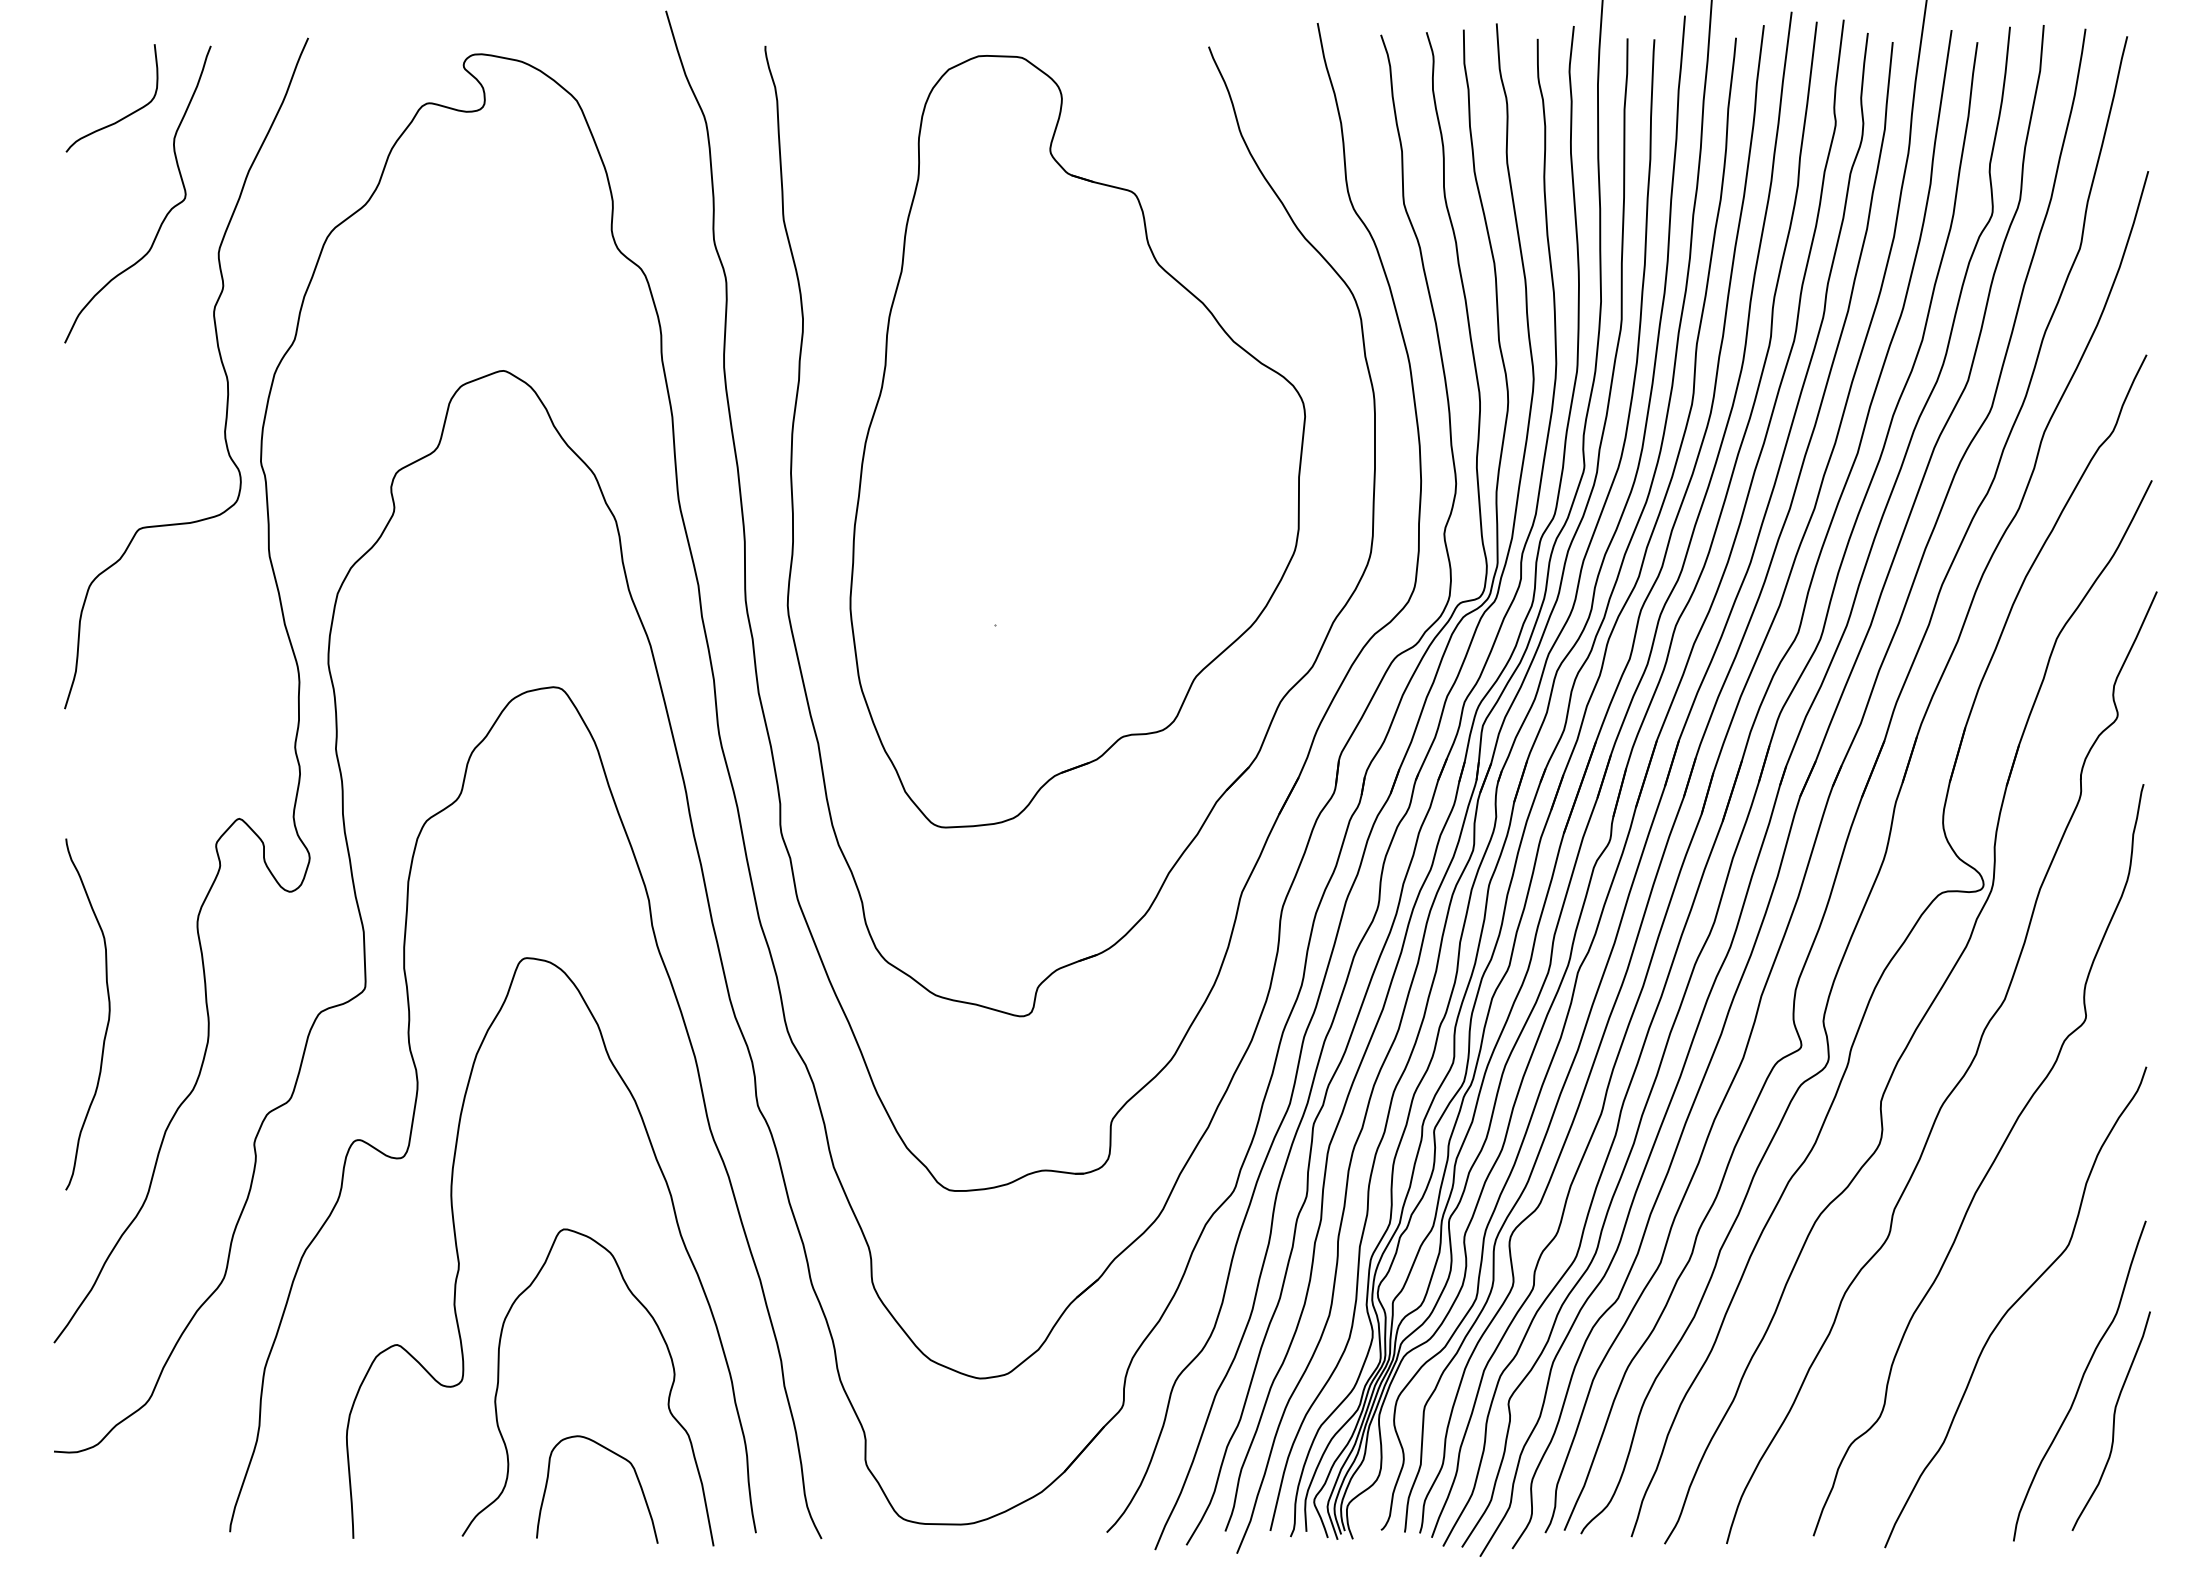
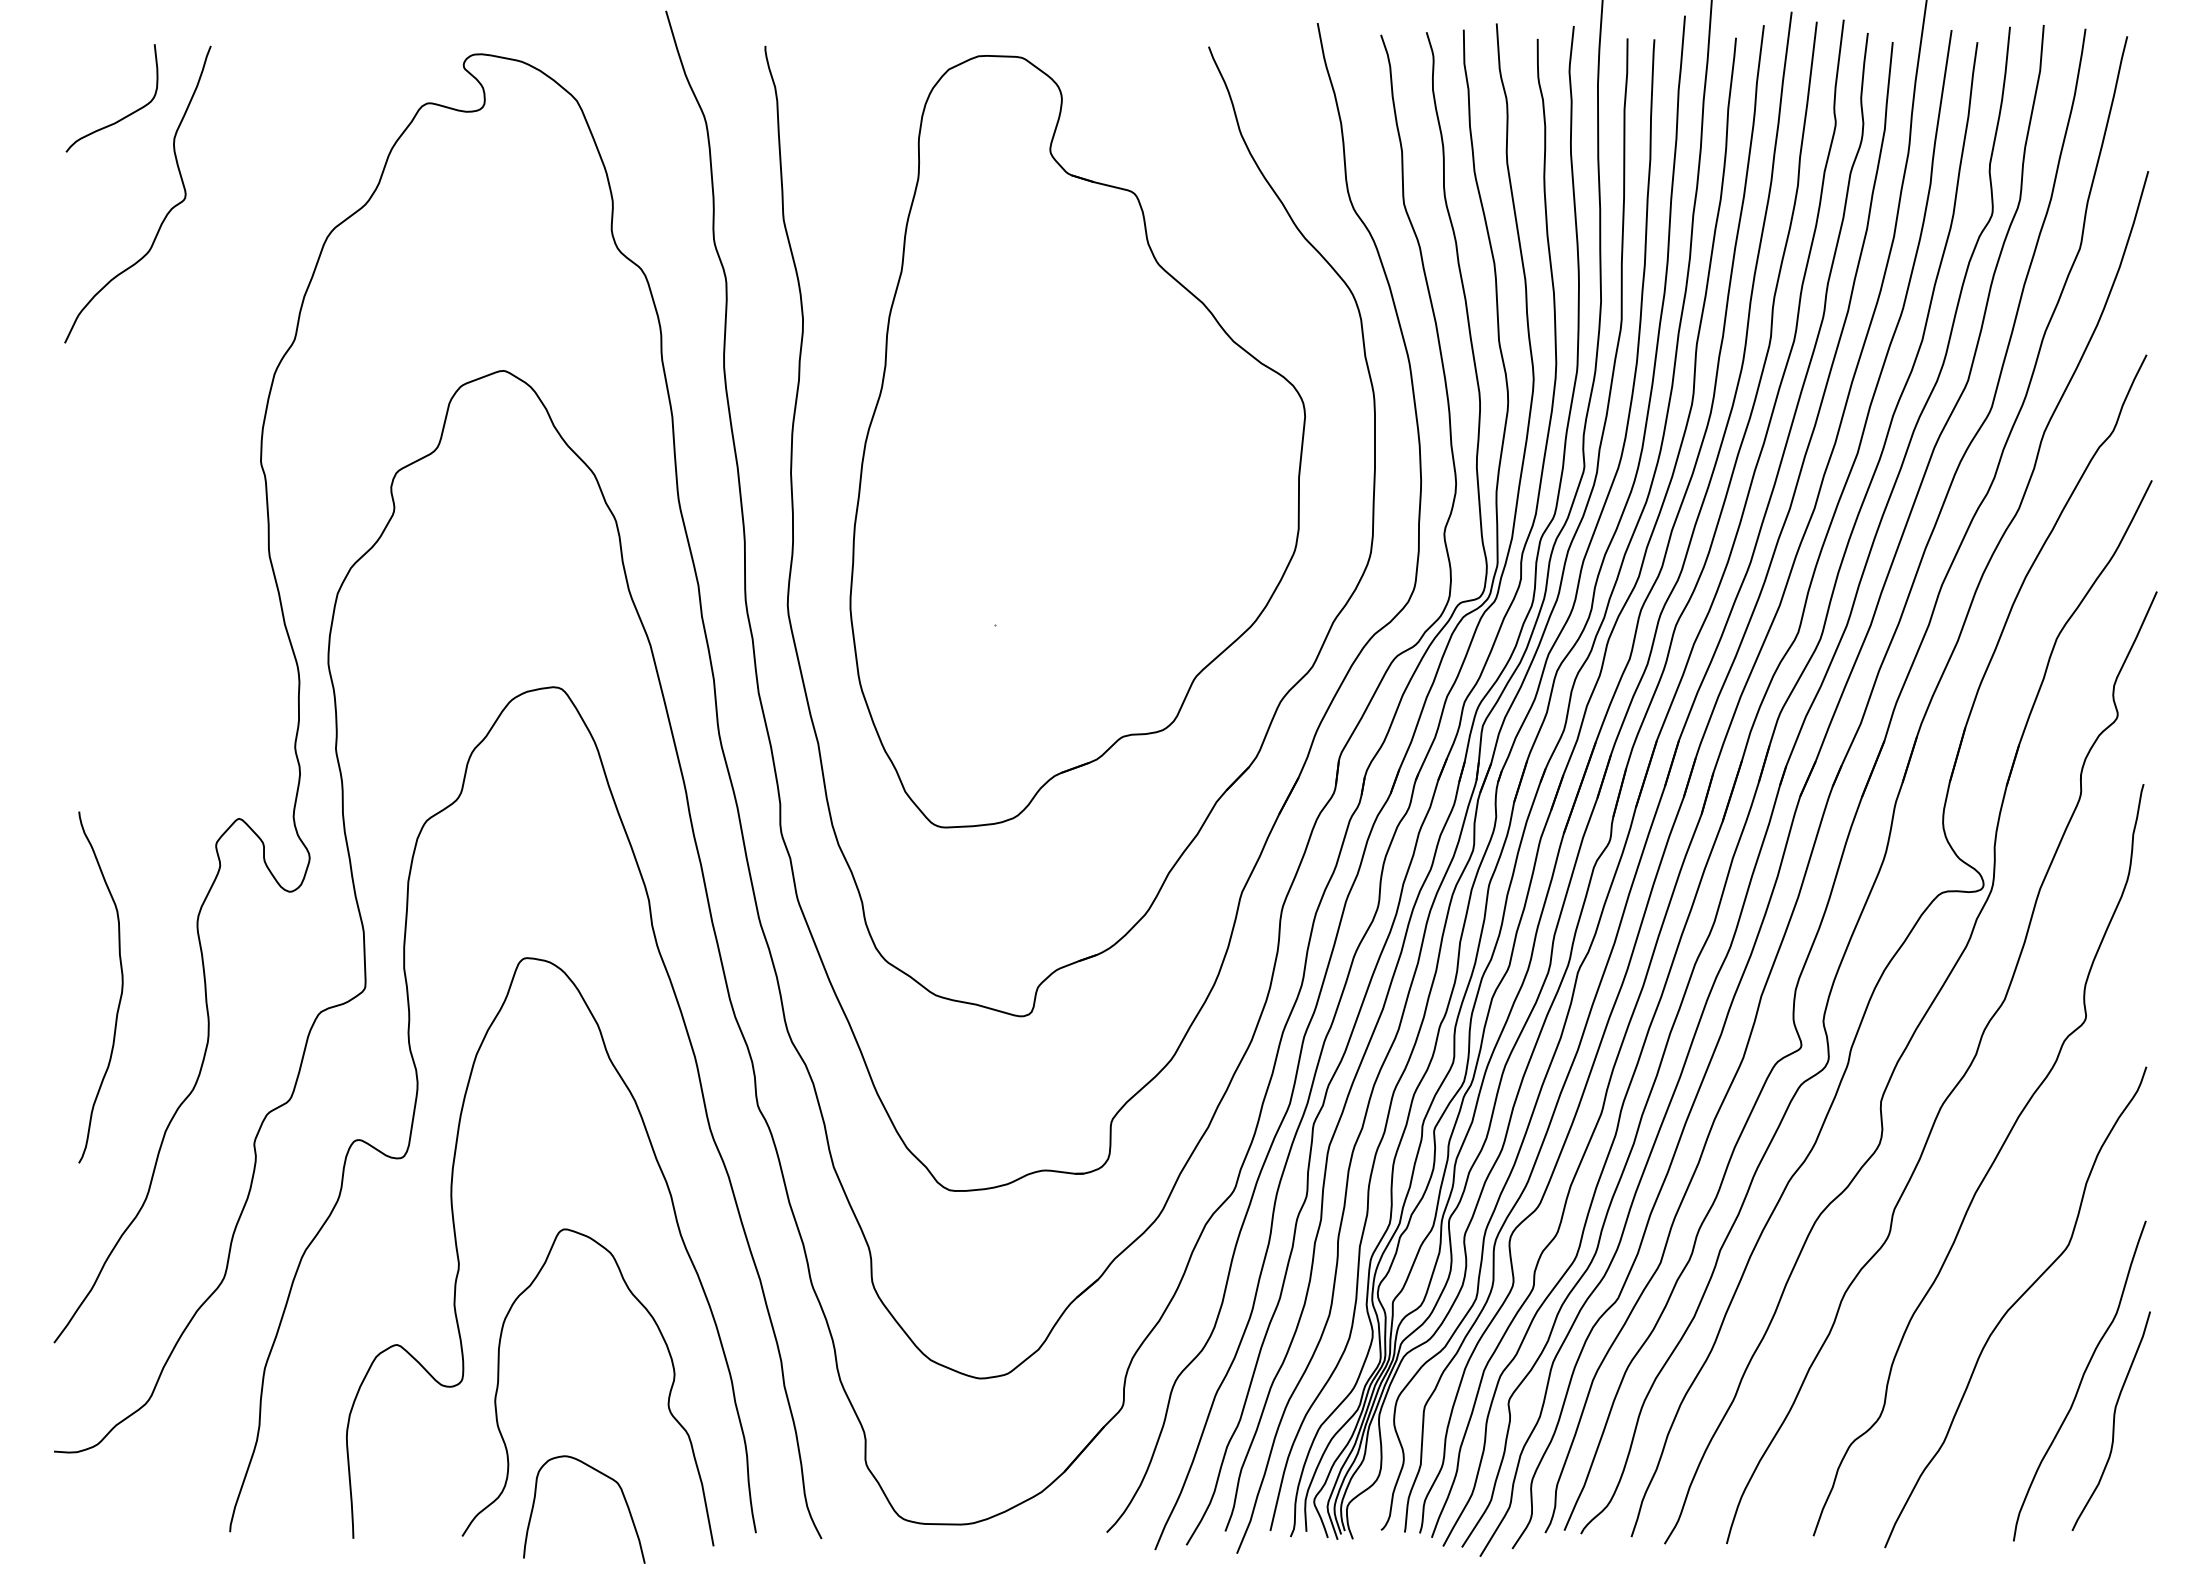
curve: present -> none (220, 361)
curve position: (108, 1014) -> (121, 987) (121, 987)
curve position: (614, 1454) -> (601, 1474) (601, 1474)
